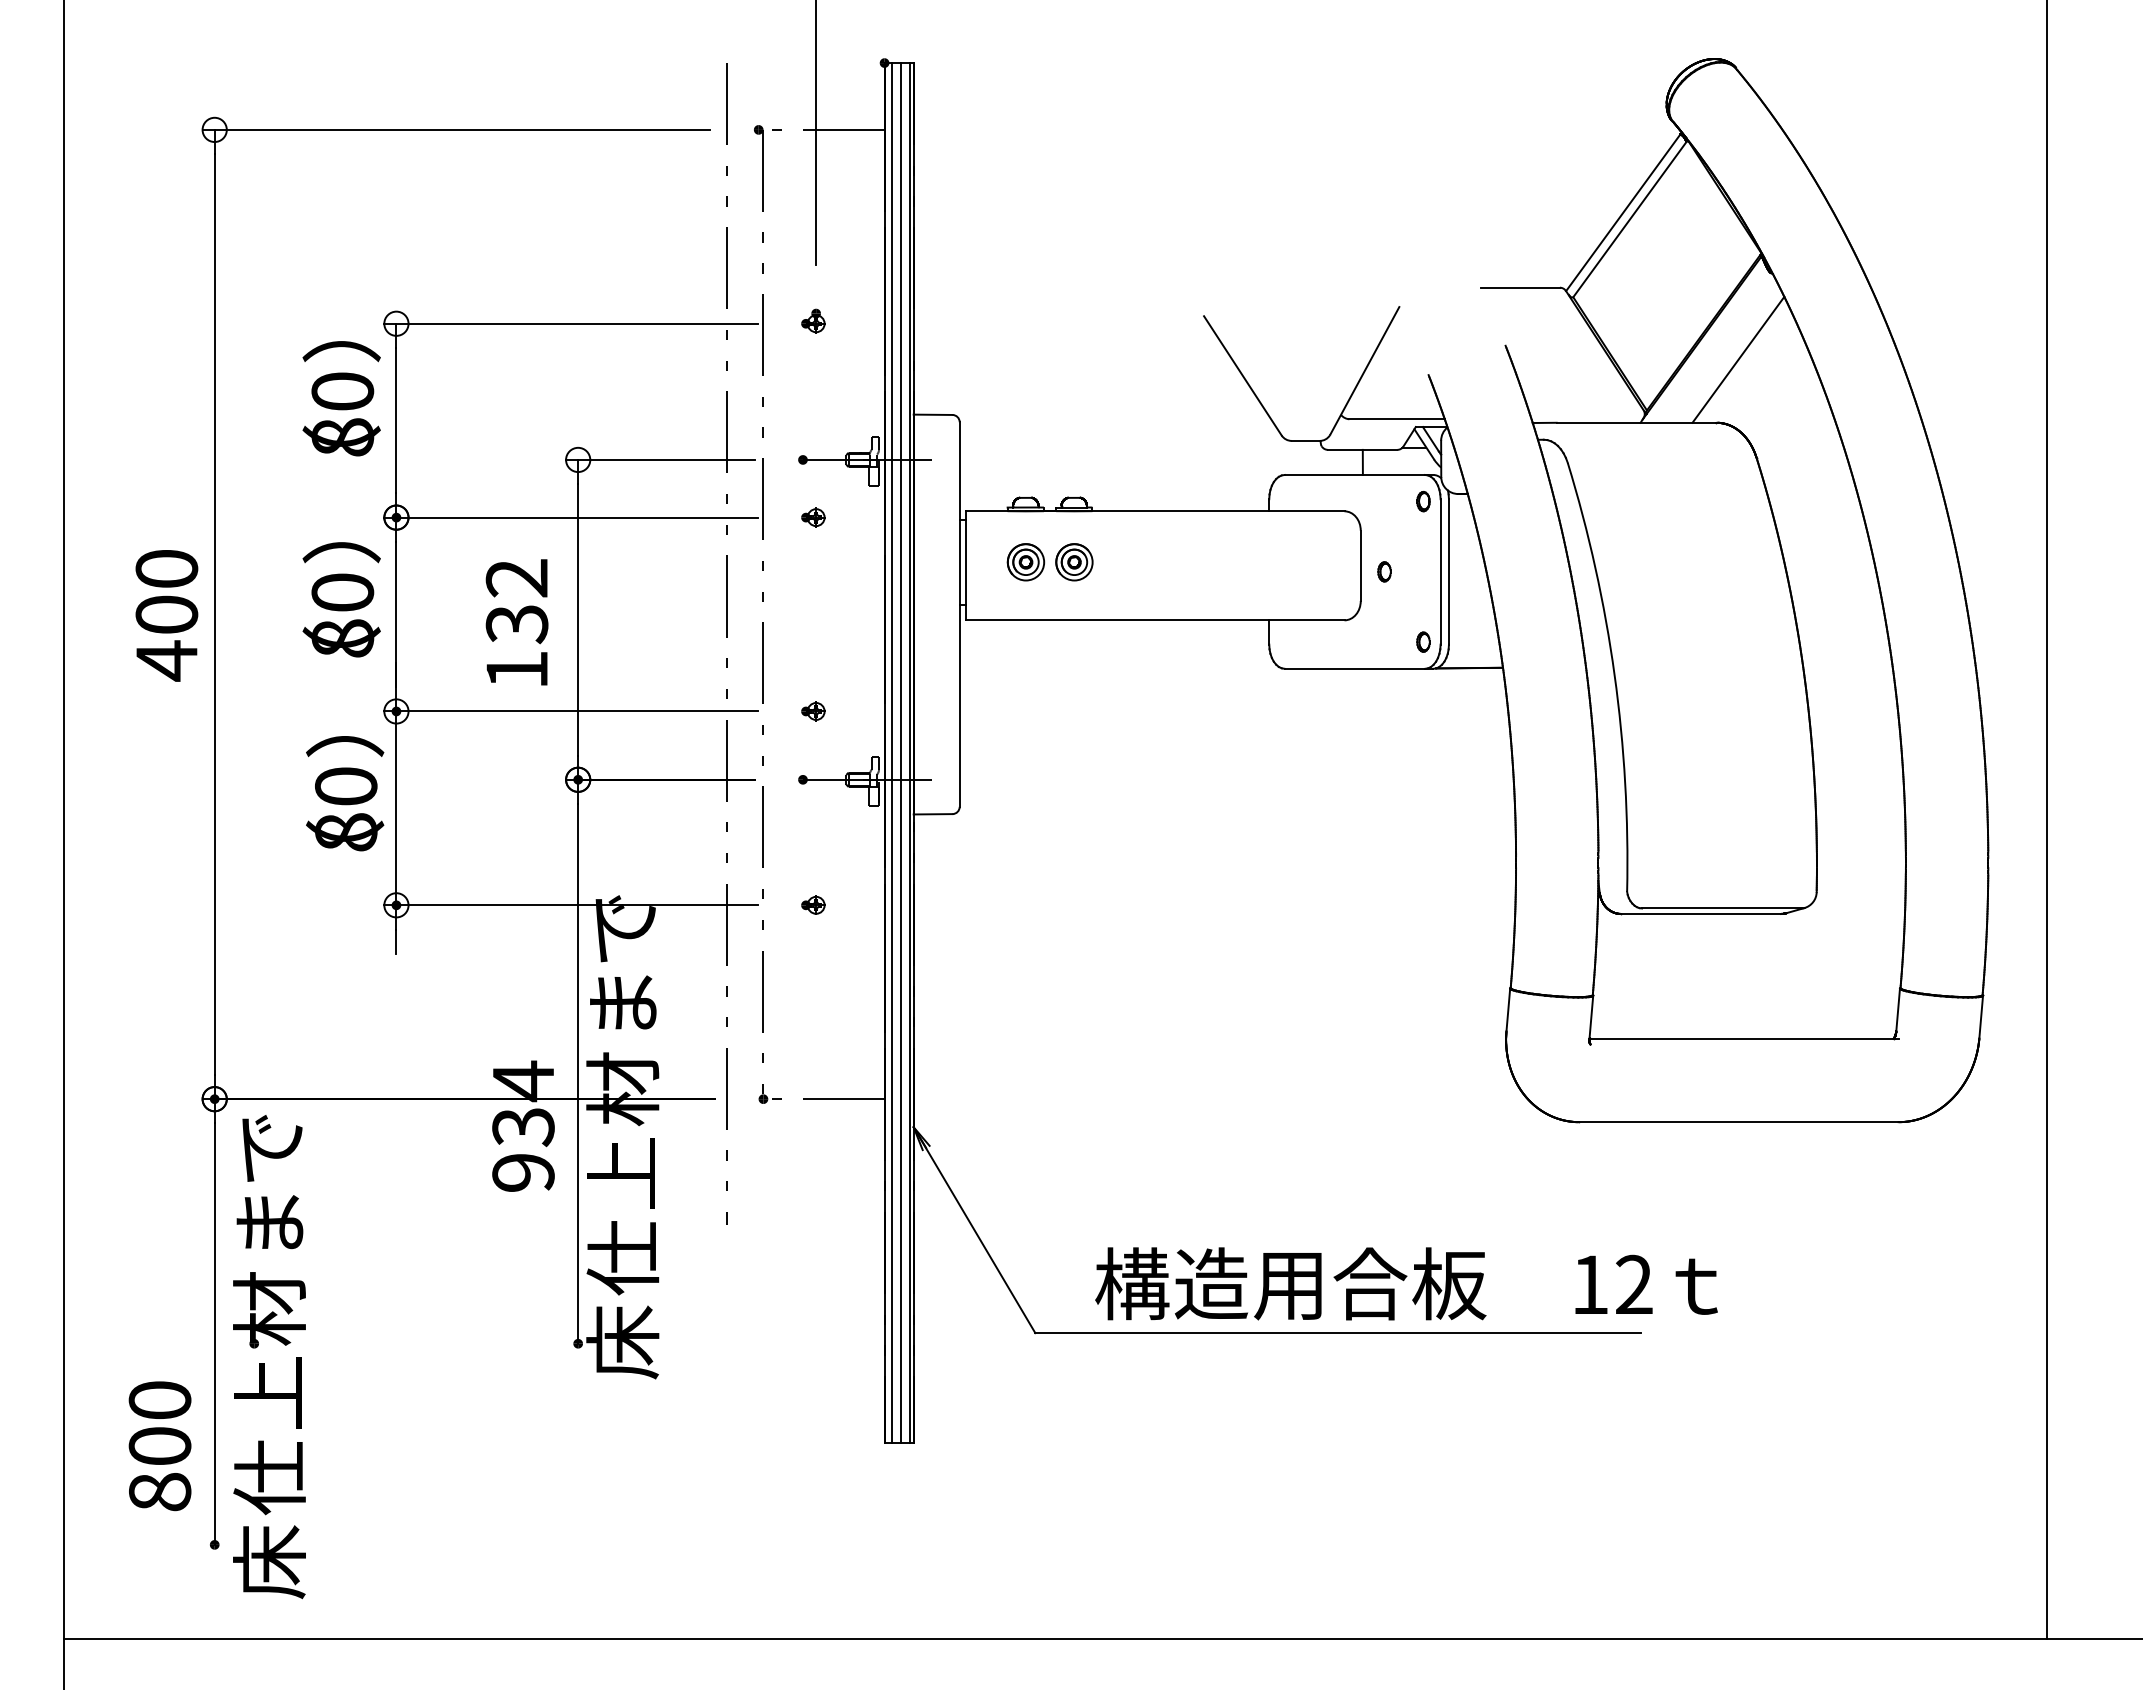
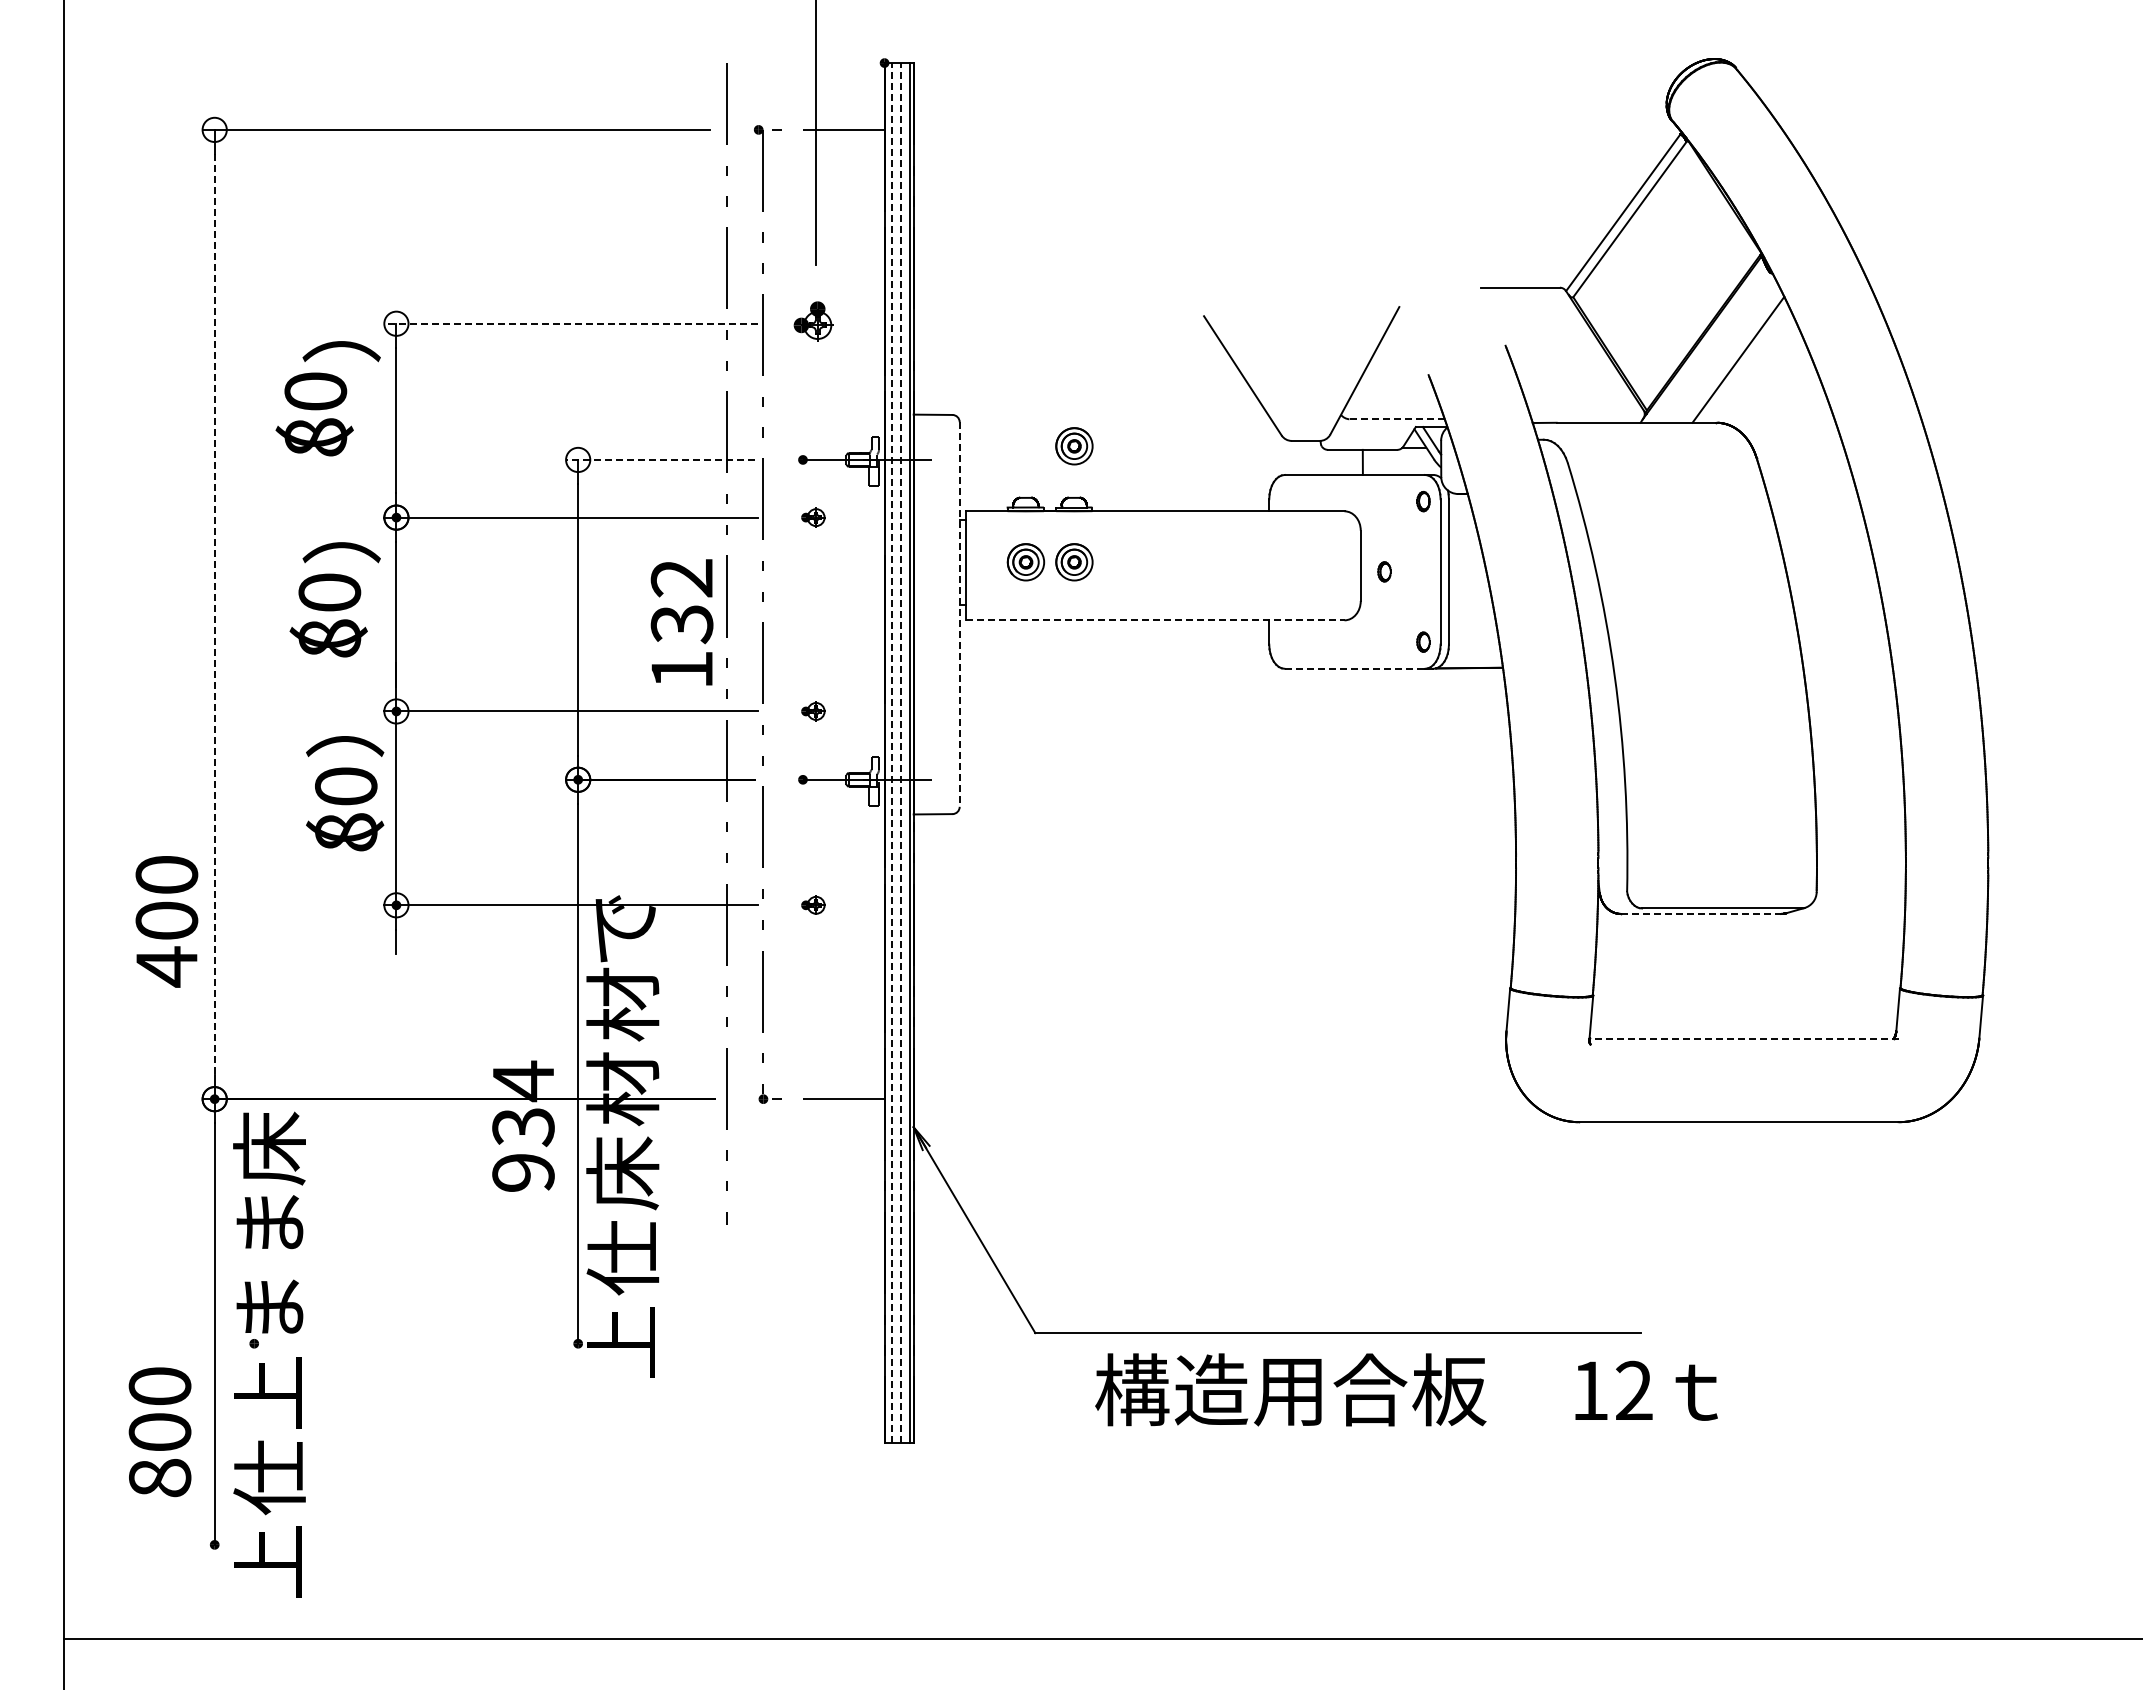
part size: 25x26 px -> 41x41 px (813, 321)
line: solid -> dashed (570, 323)
text position: (341, 414) -> (314, 414) (314, 414)
line: solid -> dashed (1397, 419)
part: none -> present (1074, 446)
line: solid -> dashed (659, 459)
text position: (166, 615) -> (166, 921) (166, 921)
line: solid -> dashed (214, 615)
text position: (341, 615) -> (328, 615) (328, 615)
line: solid -> dashed (959, 615)
line: solid -> dashed (1155, 620)
text position: (516, 622) -> (681, 622) (681, 622)
line: solid -> dashed (1355, 668)
line: solid -> dashed (891, 752)
line: solid -> dashed (900, 752)
line: present -> none (2047, 820)
line: solid -> dashed (1701, 913)
text: ま -> 材 (622, 1004)
line: solid -> dashed (1744, 1038)
text: で -> 床 (269, 1148)
text: 上 -> 床 (622, 1173)
text position: (1406, 1283) -> (1406, 1389) (1406, 1389)
text: 材 -> ま (269, 1308)
text: 床 -> 上 (622, 1342)
text position: (159, 1446) -> (159, 1432) (159, 1432)
text: 床 -> 上 (269, 1562)
